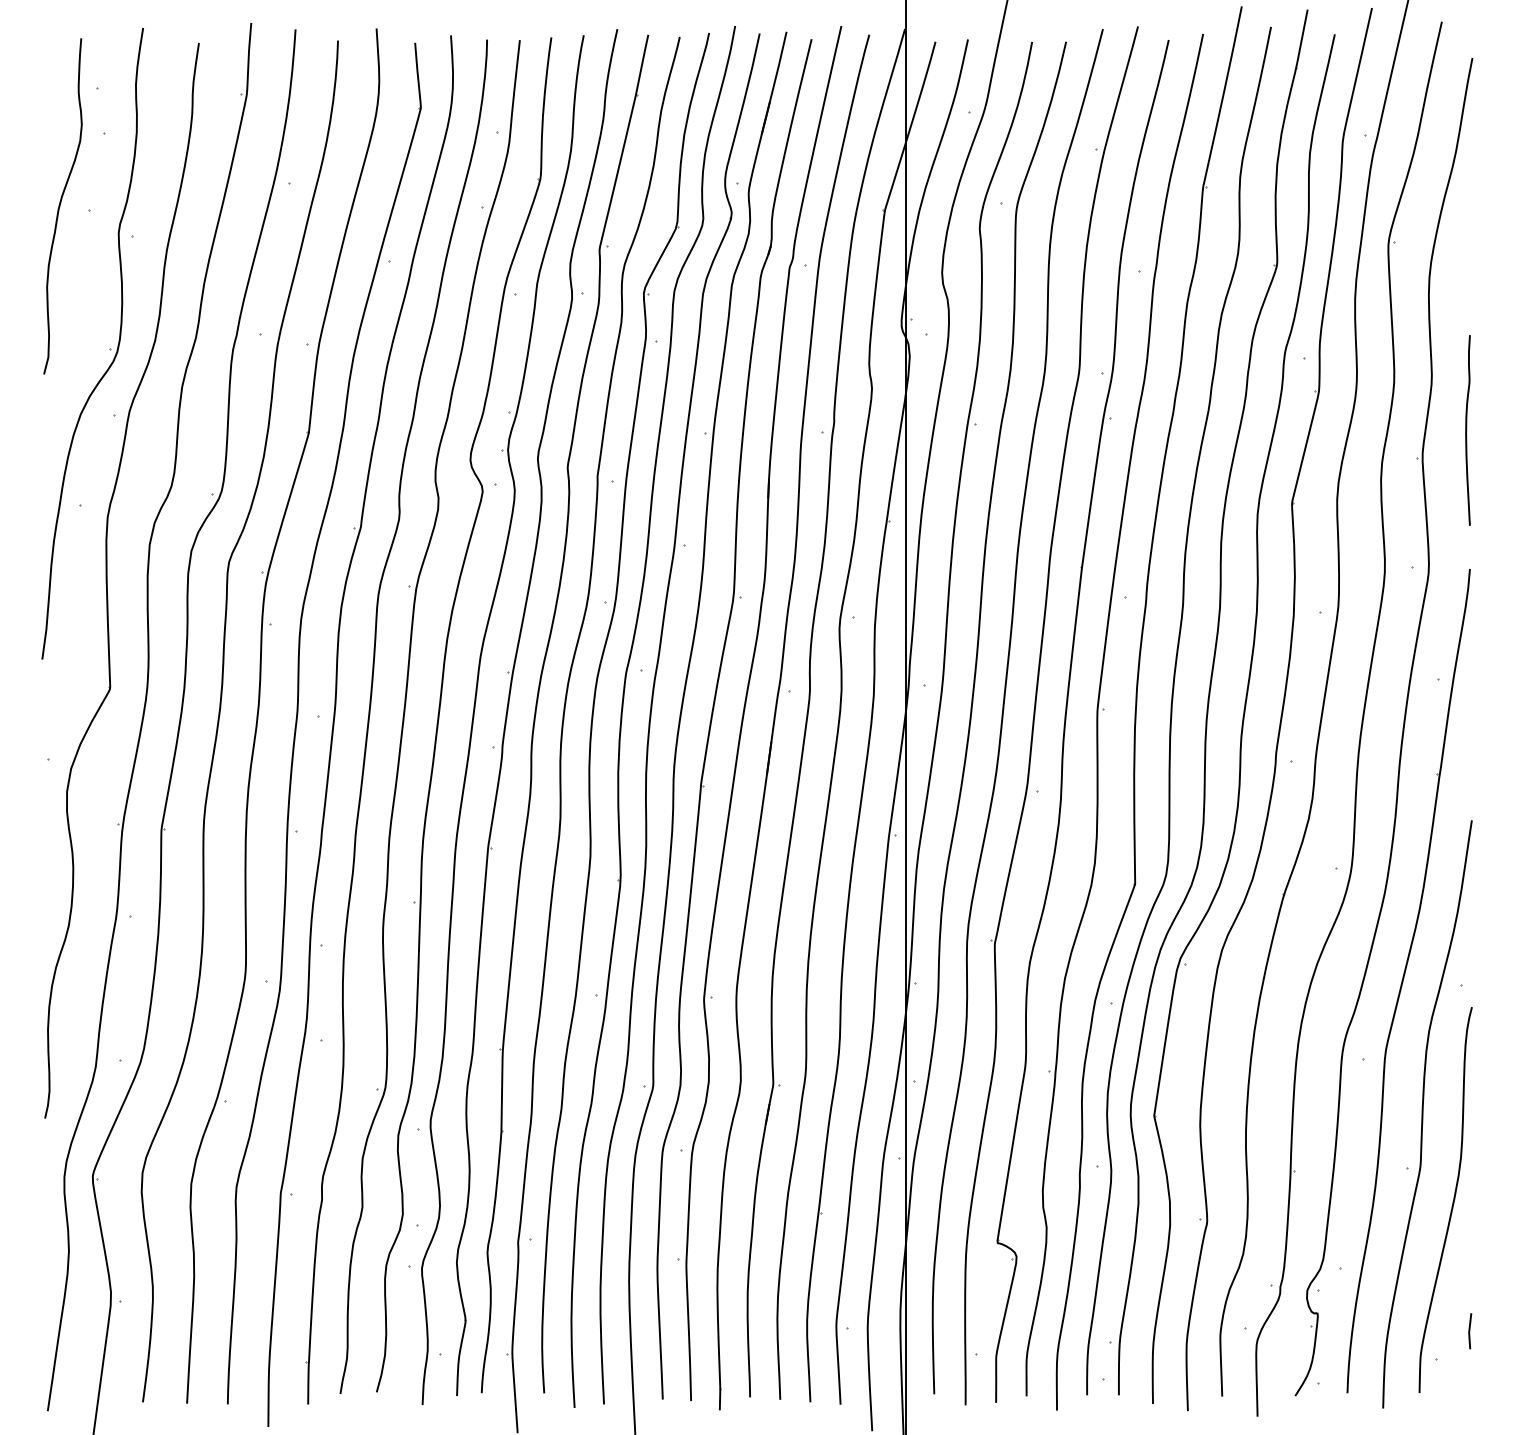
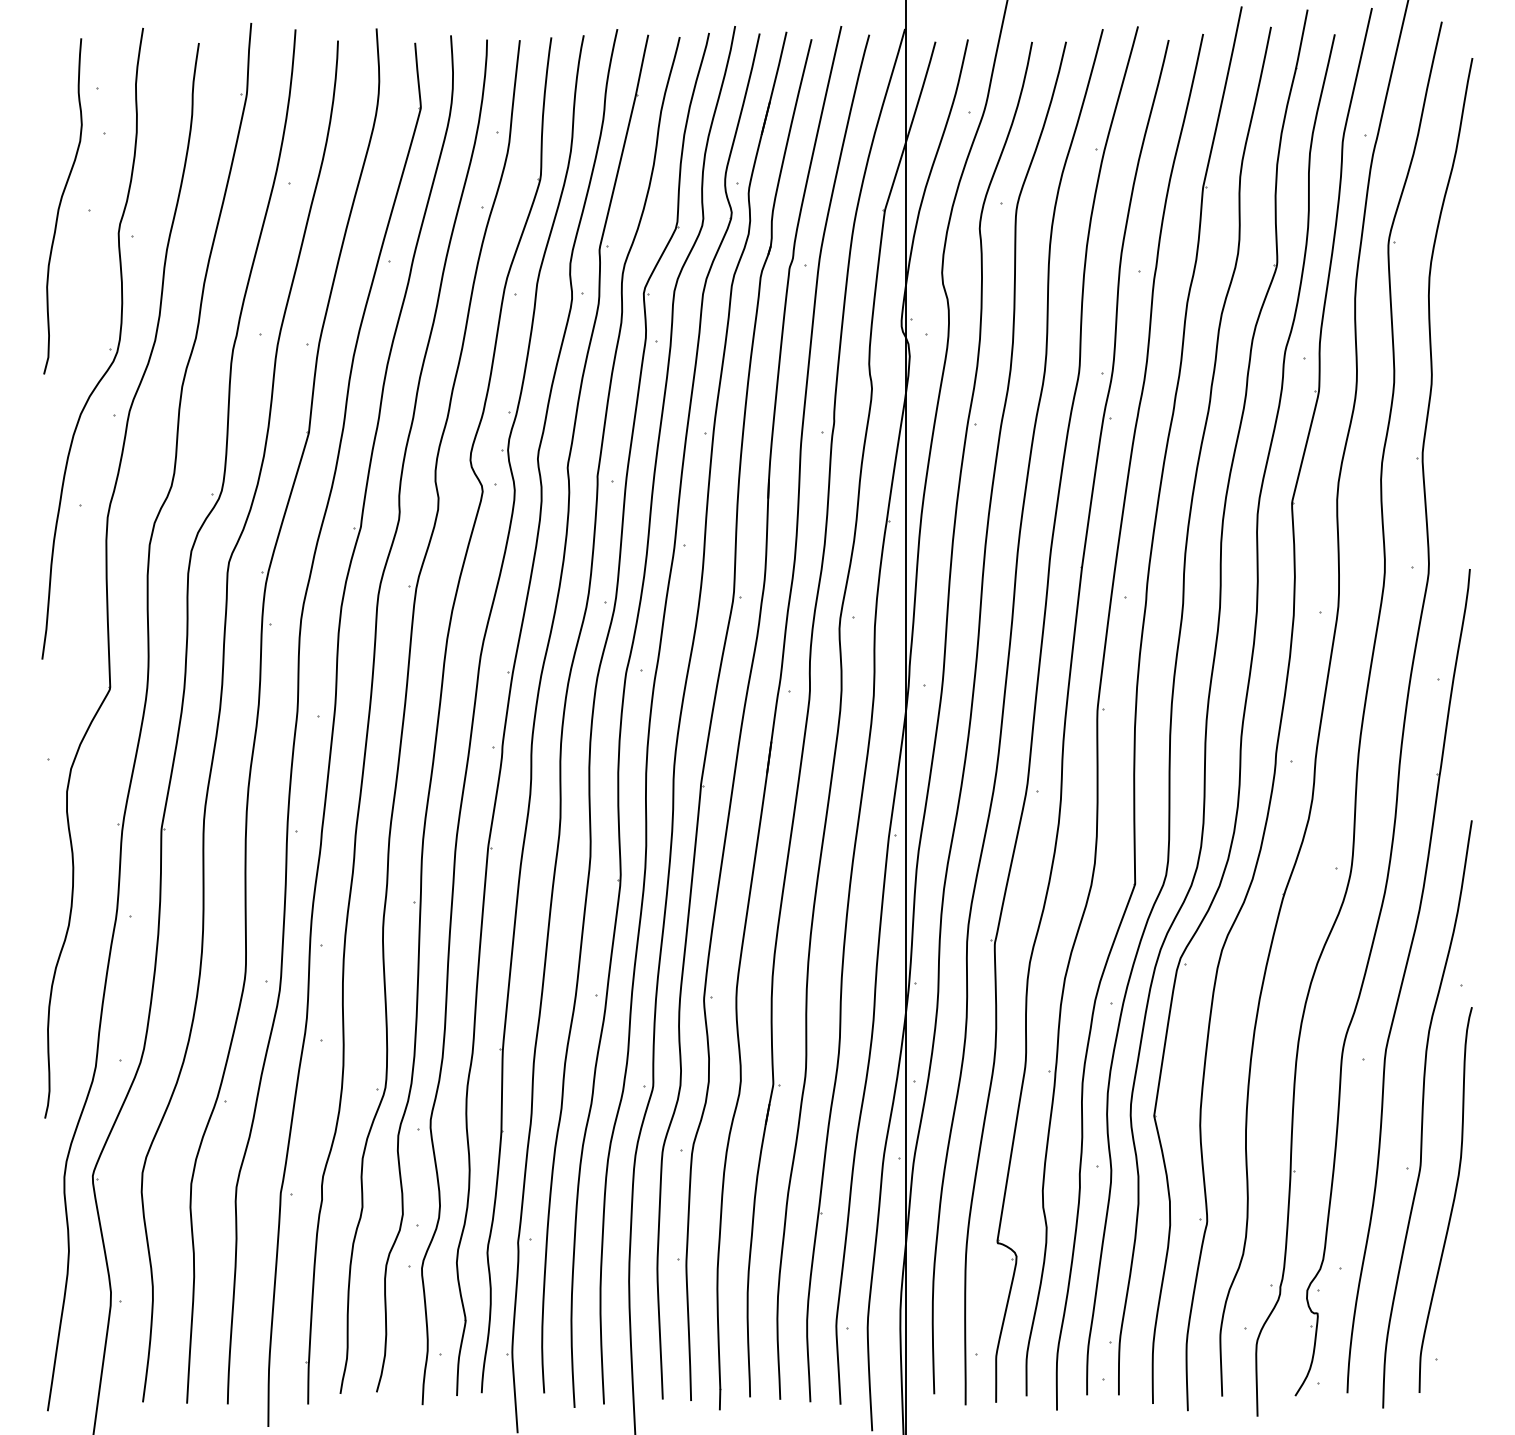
curve: present -> none (1467, 430)
line: present -> none (1470, 1331)
